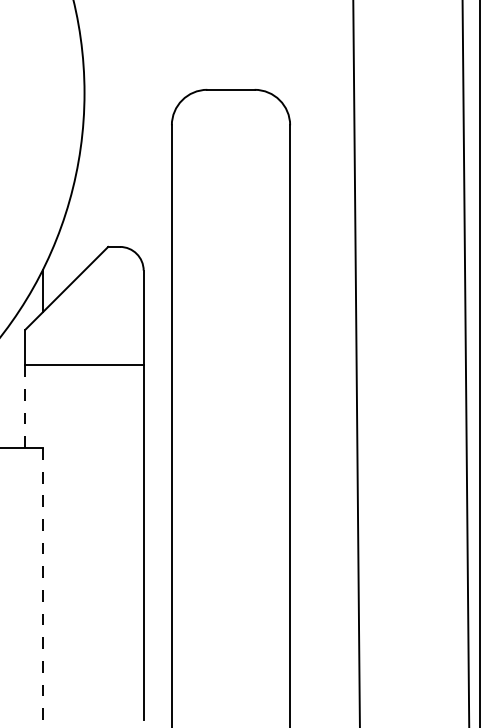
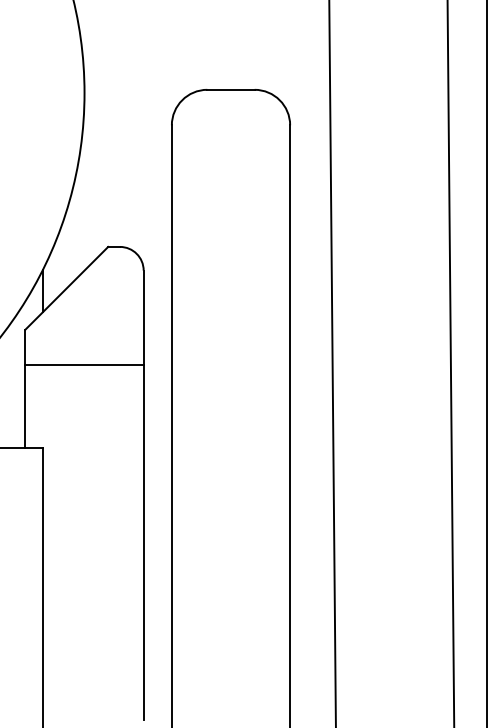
line position: (356, 363) -> (332, 363) (332, 363)
line position: (465, 363) -> (450, 363) (450, 363)
line position: (479, 363) -> (486, 363) (486, 363)
line: dashed -> solid (25, 406)
line: dashed -> solid (43, 587)
